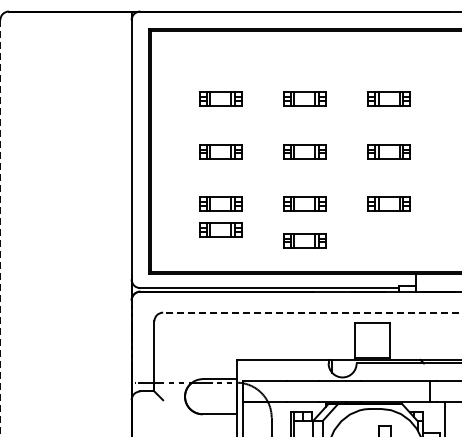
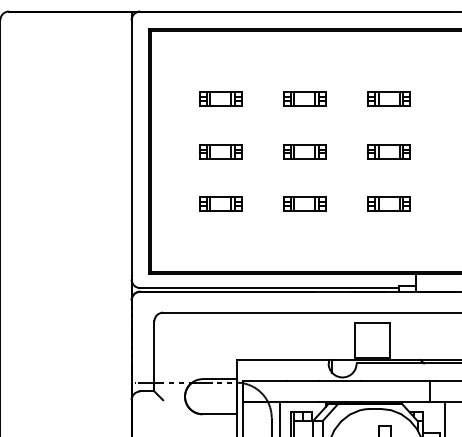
line: dashed -> solid (0, 228)
part: present -> none (220, 229)
part: present -> none (304, 240)
line: dashed -> solid (311, 312)
line: none -> present (280, 417)
